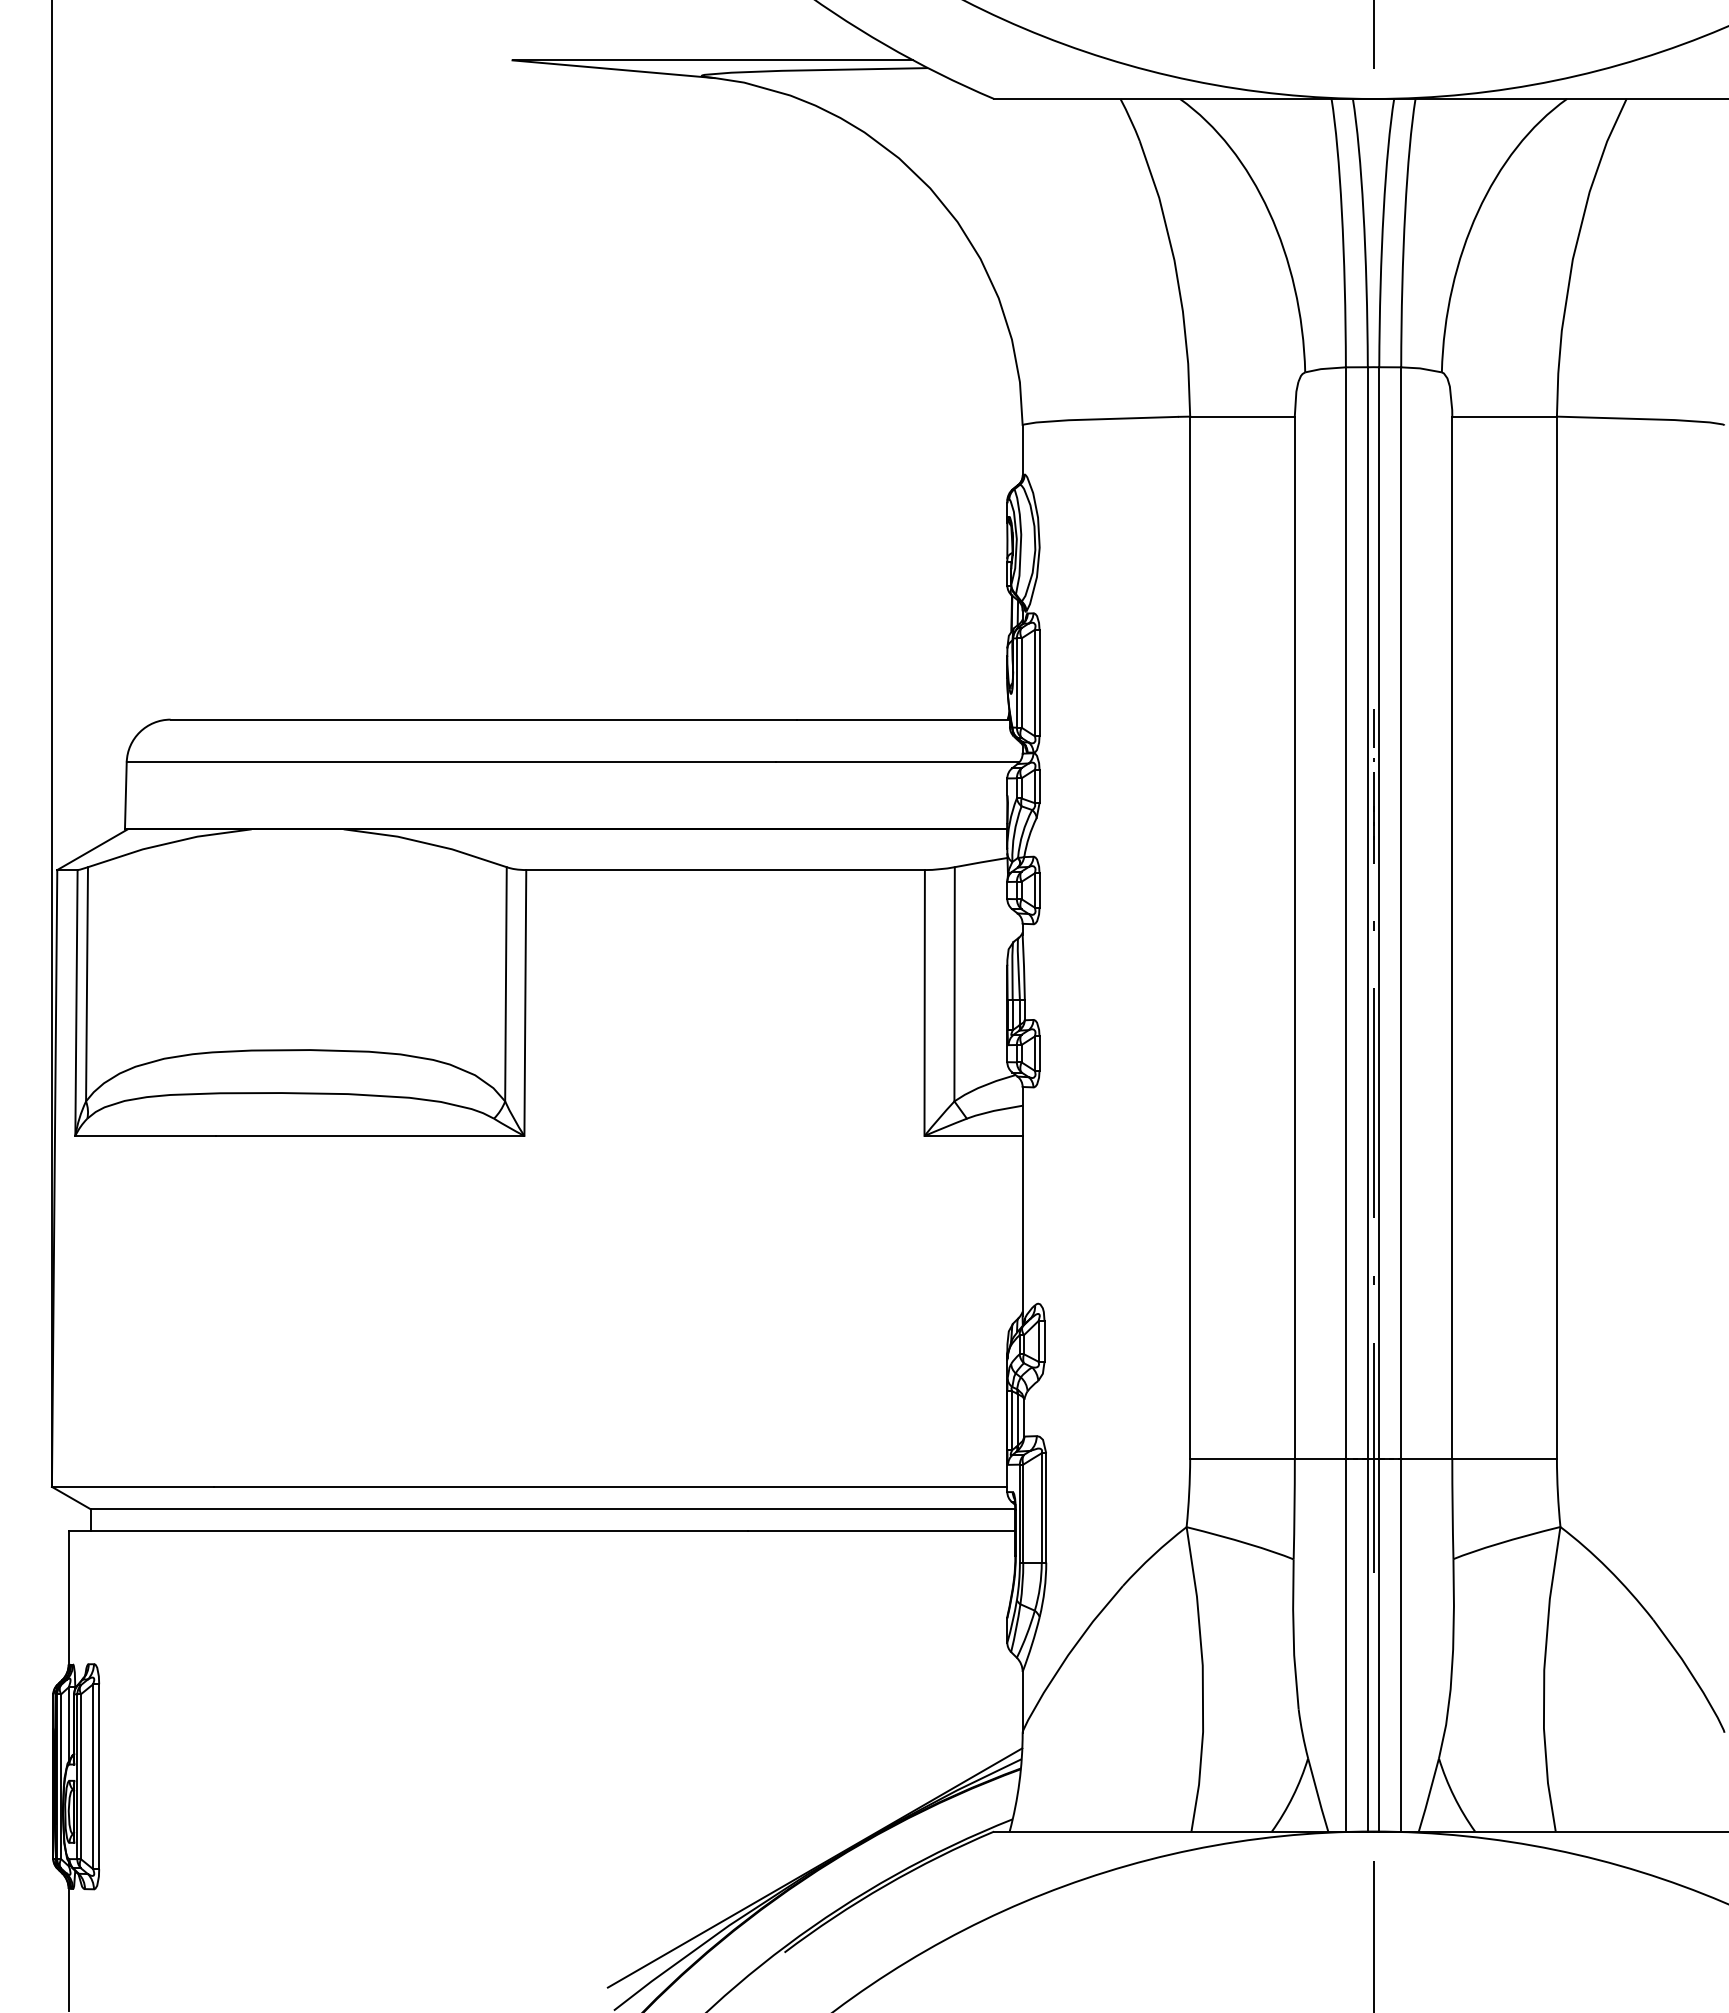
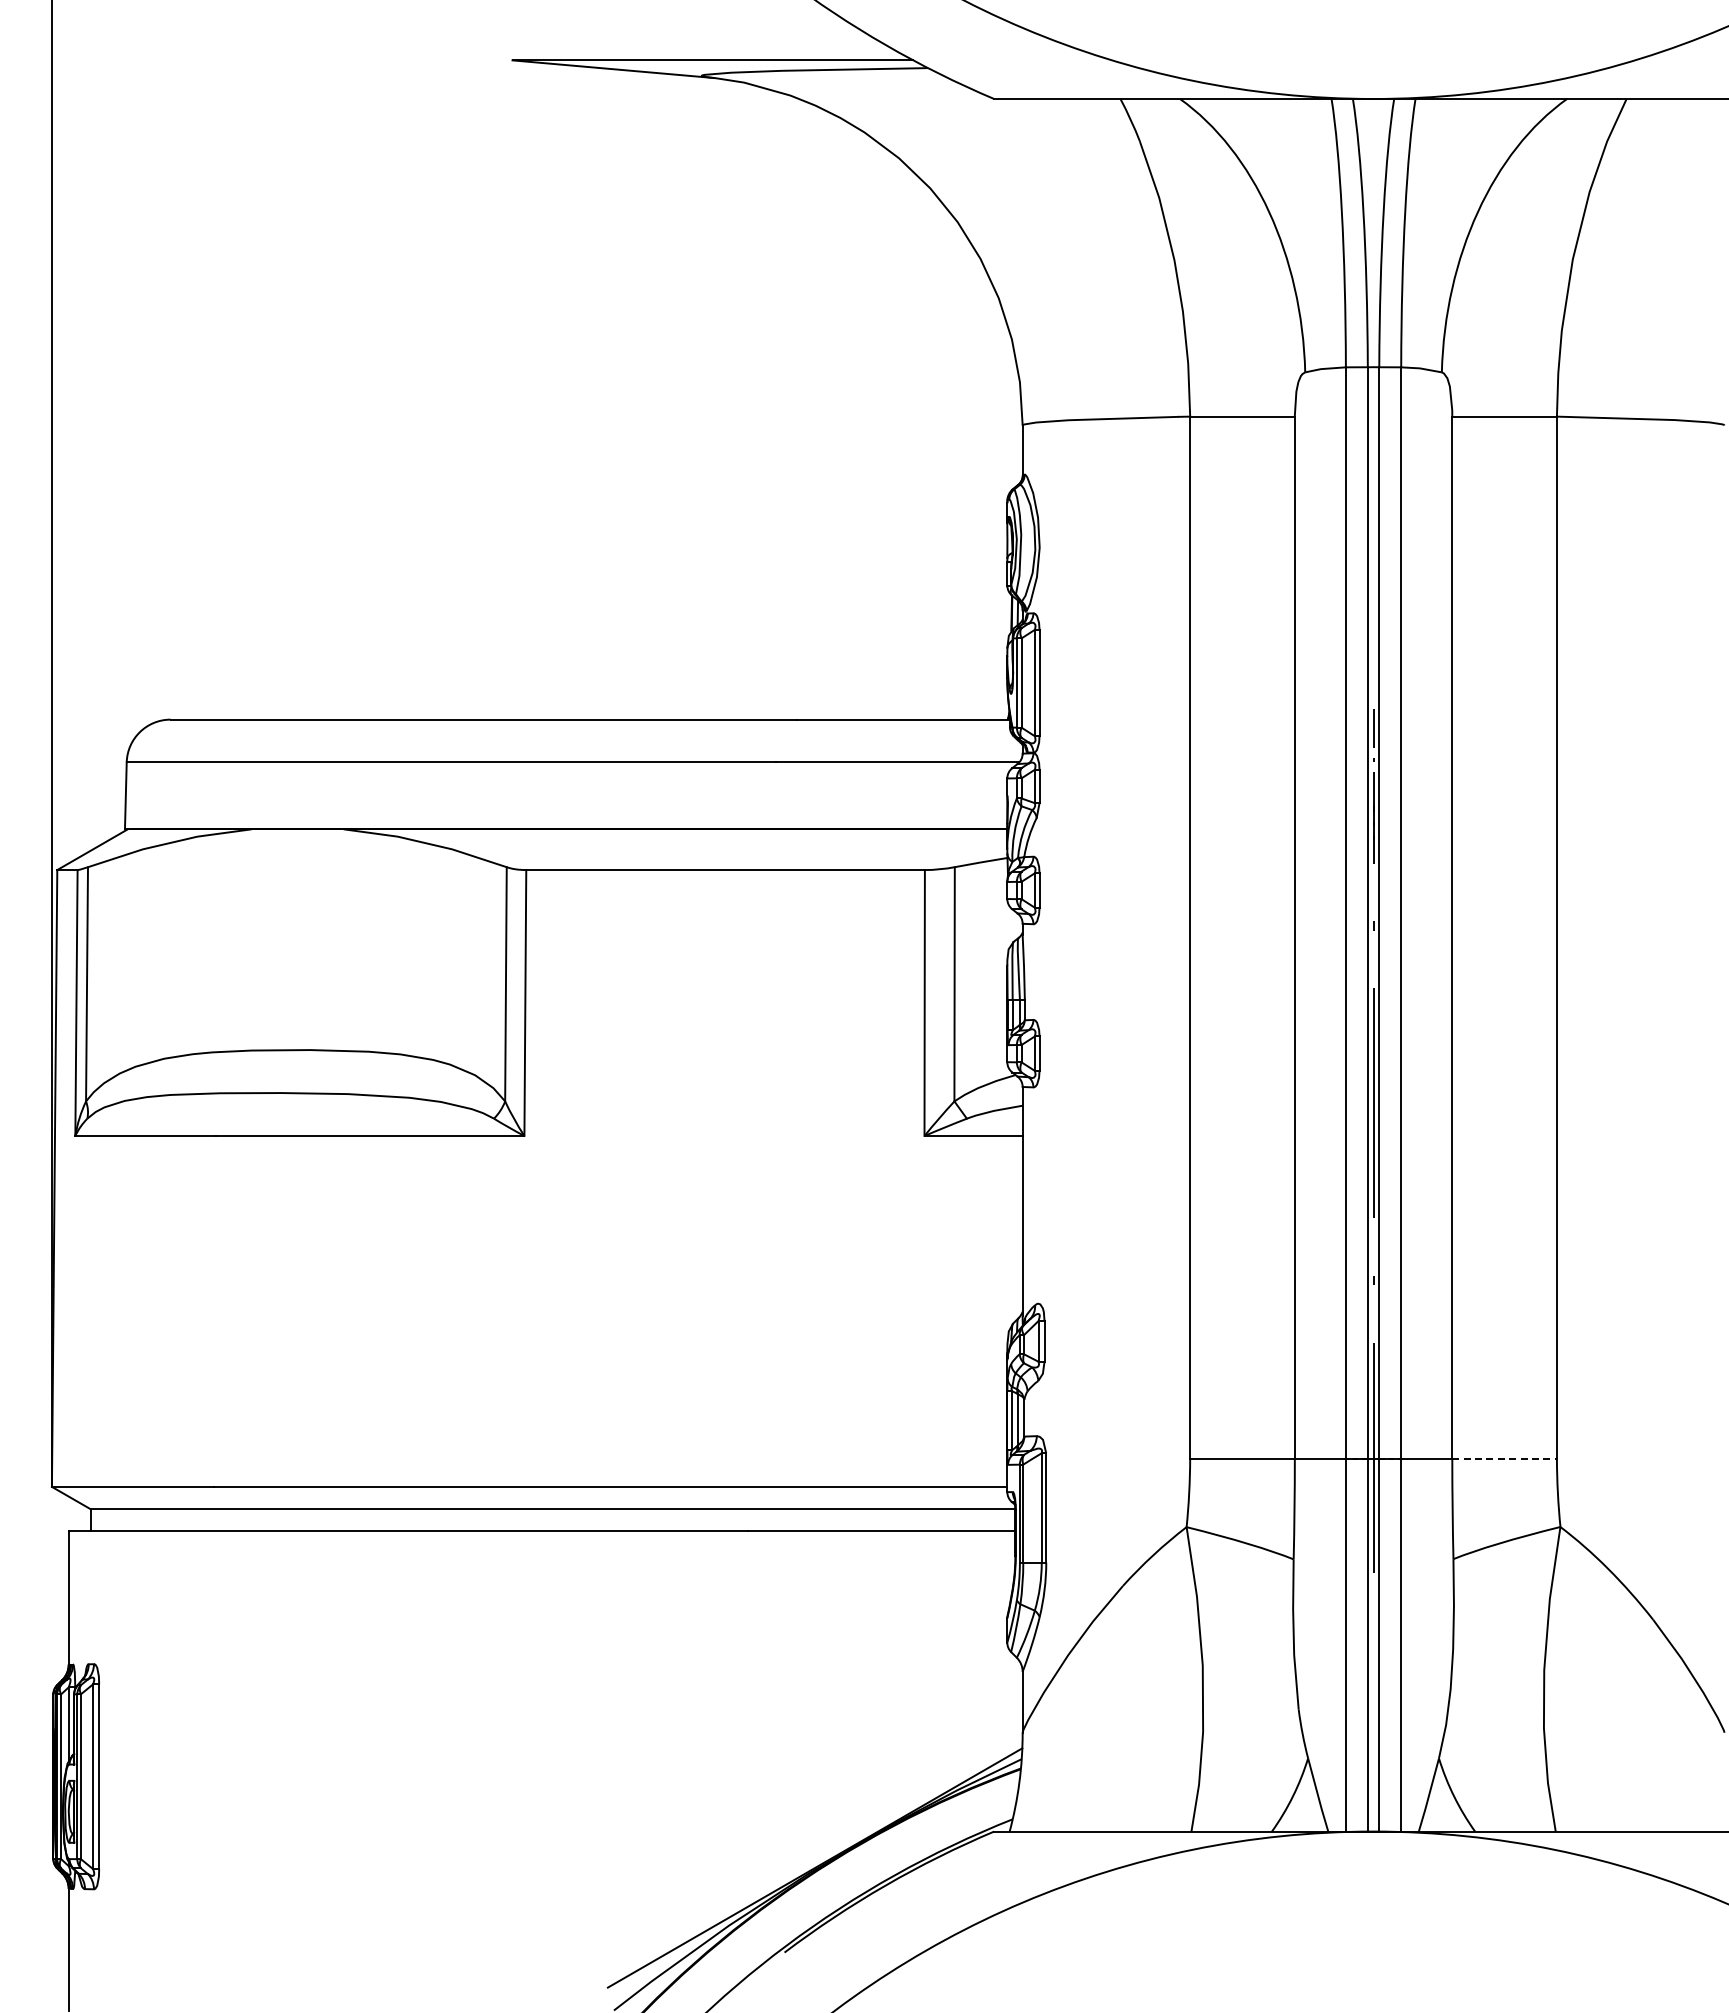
line: present -> none (1373, 35)
line: solid -> dashed (1505, 1458)
line: present -> none (1373, 1935)
